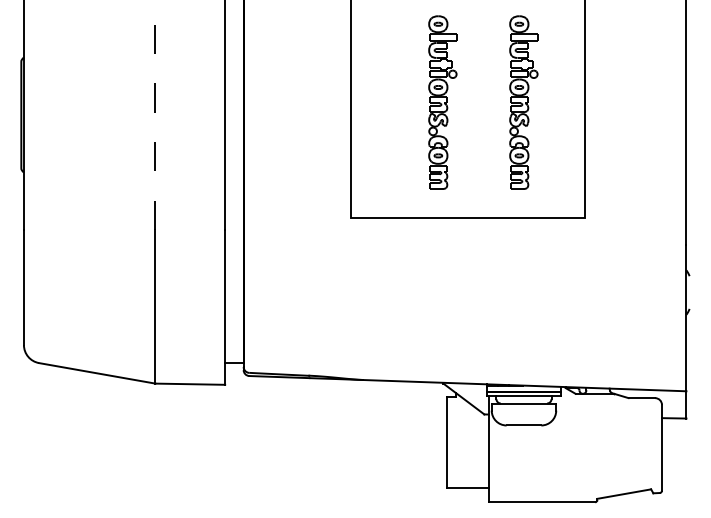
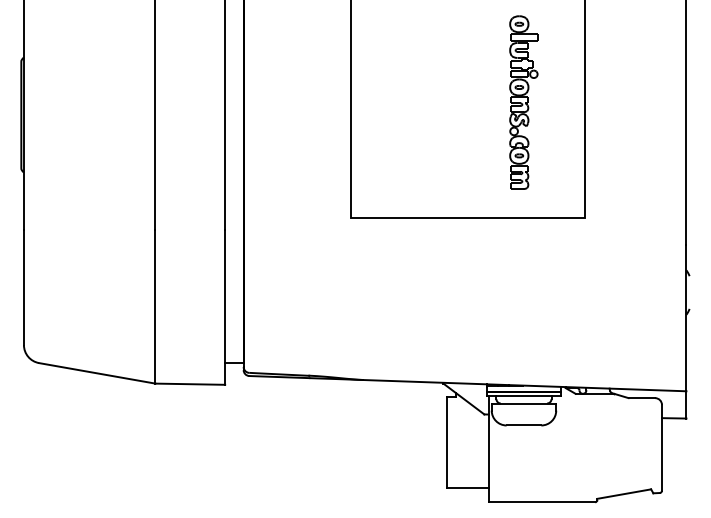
part: present -> none (442, 102)
line: dashed -> solid (155, 114)
